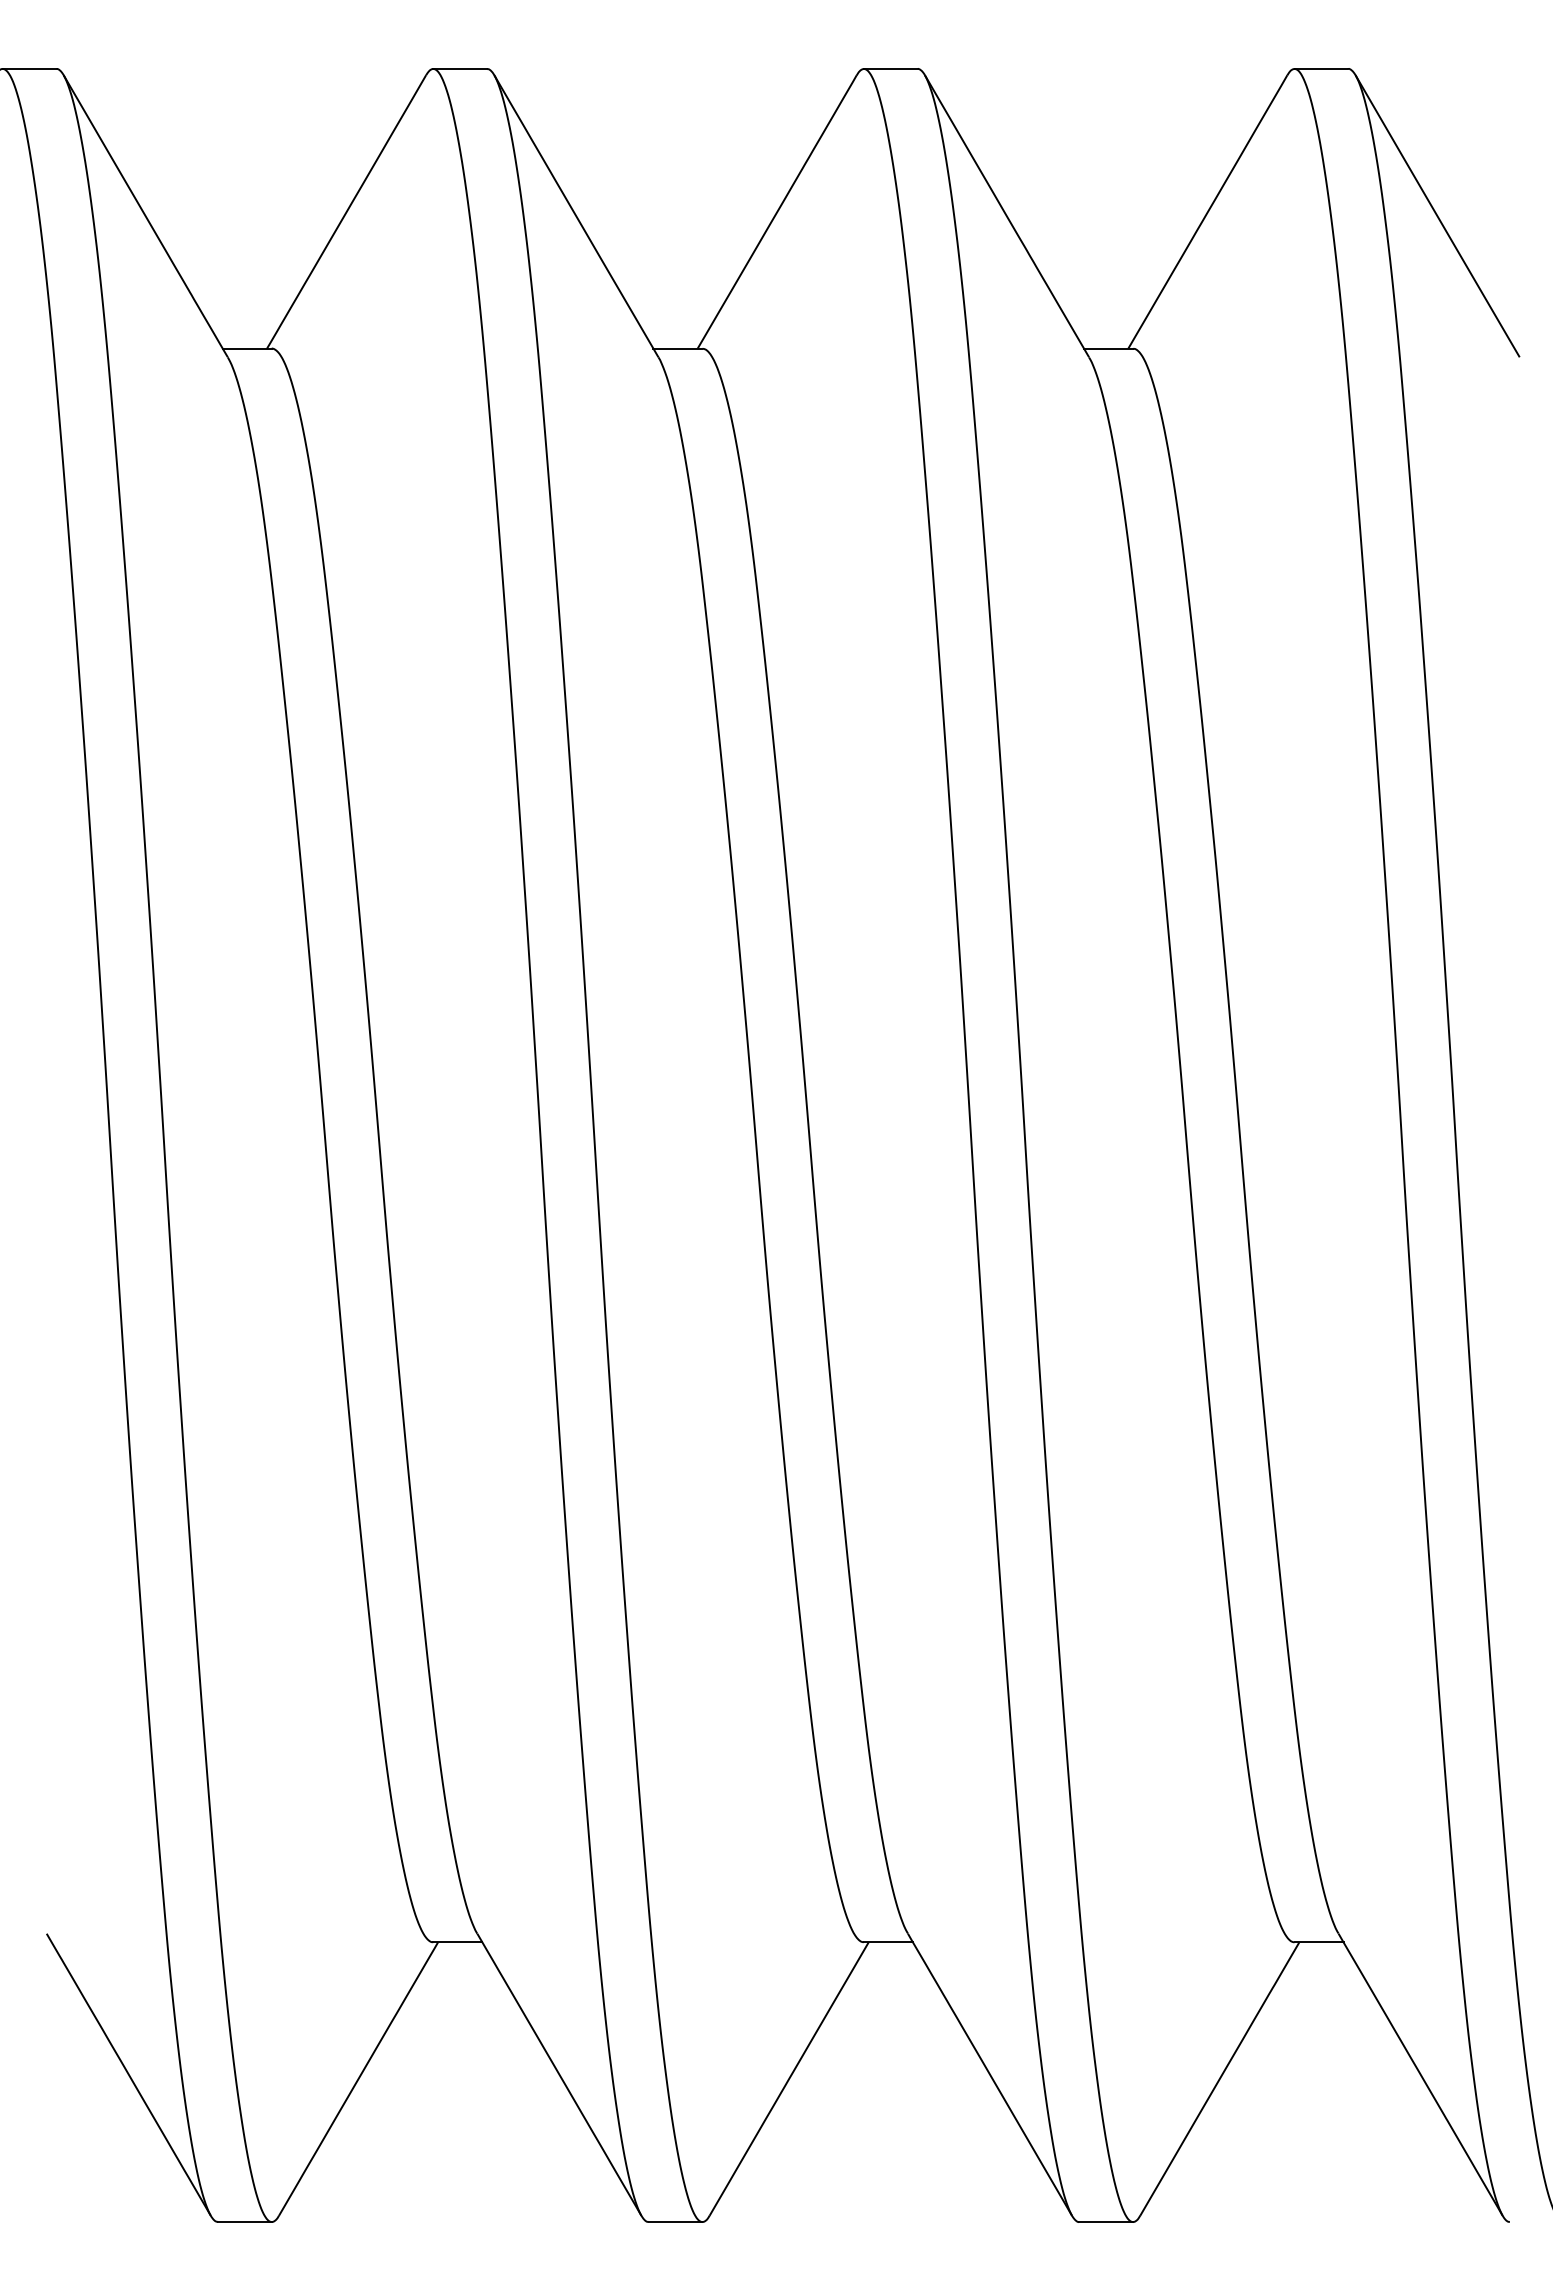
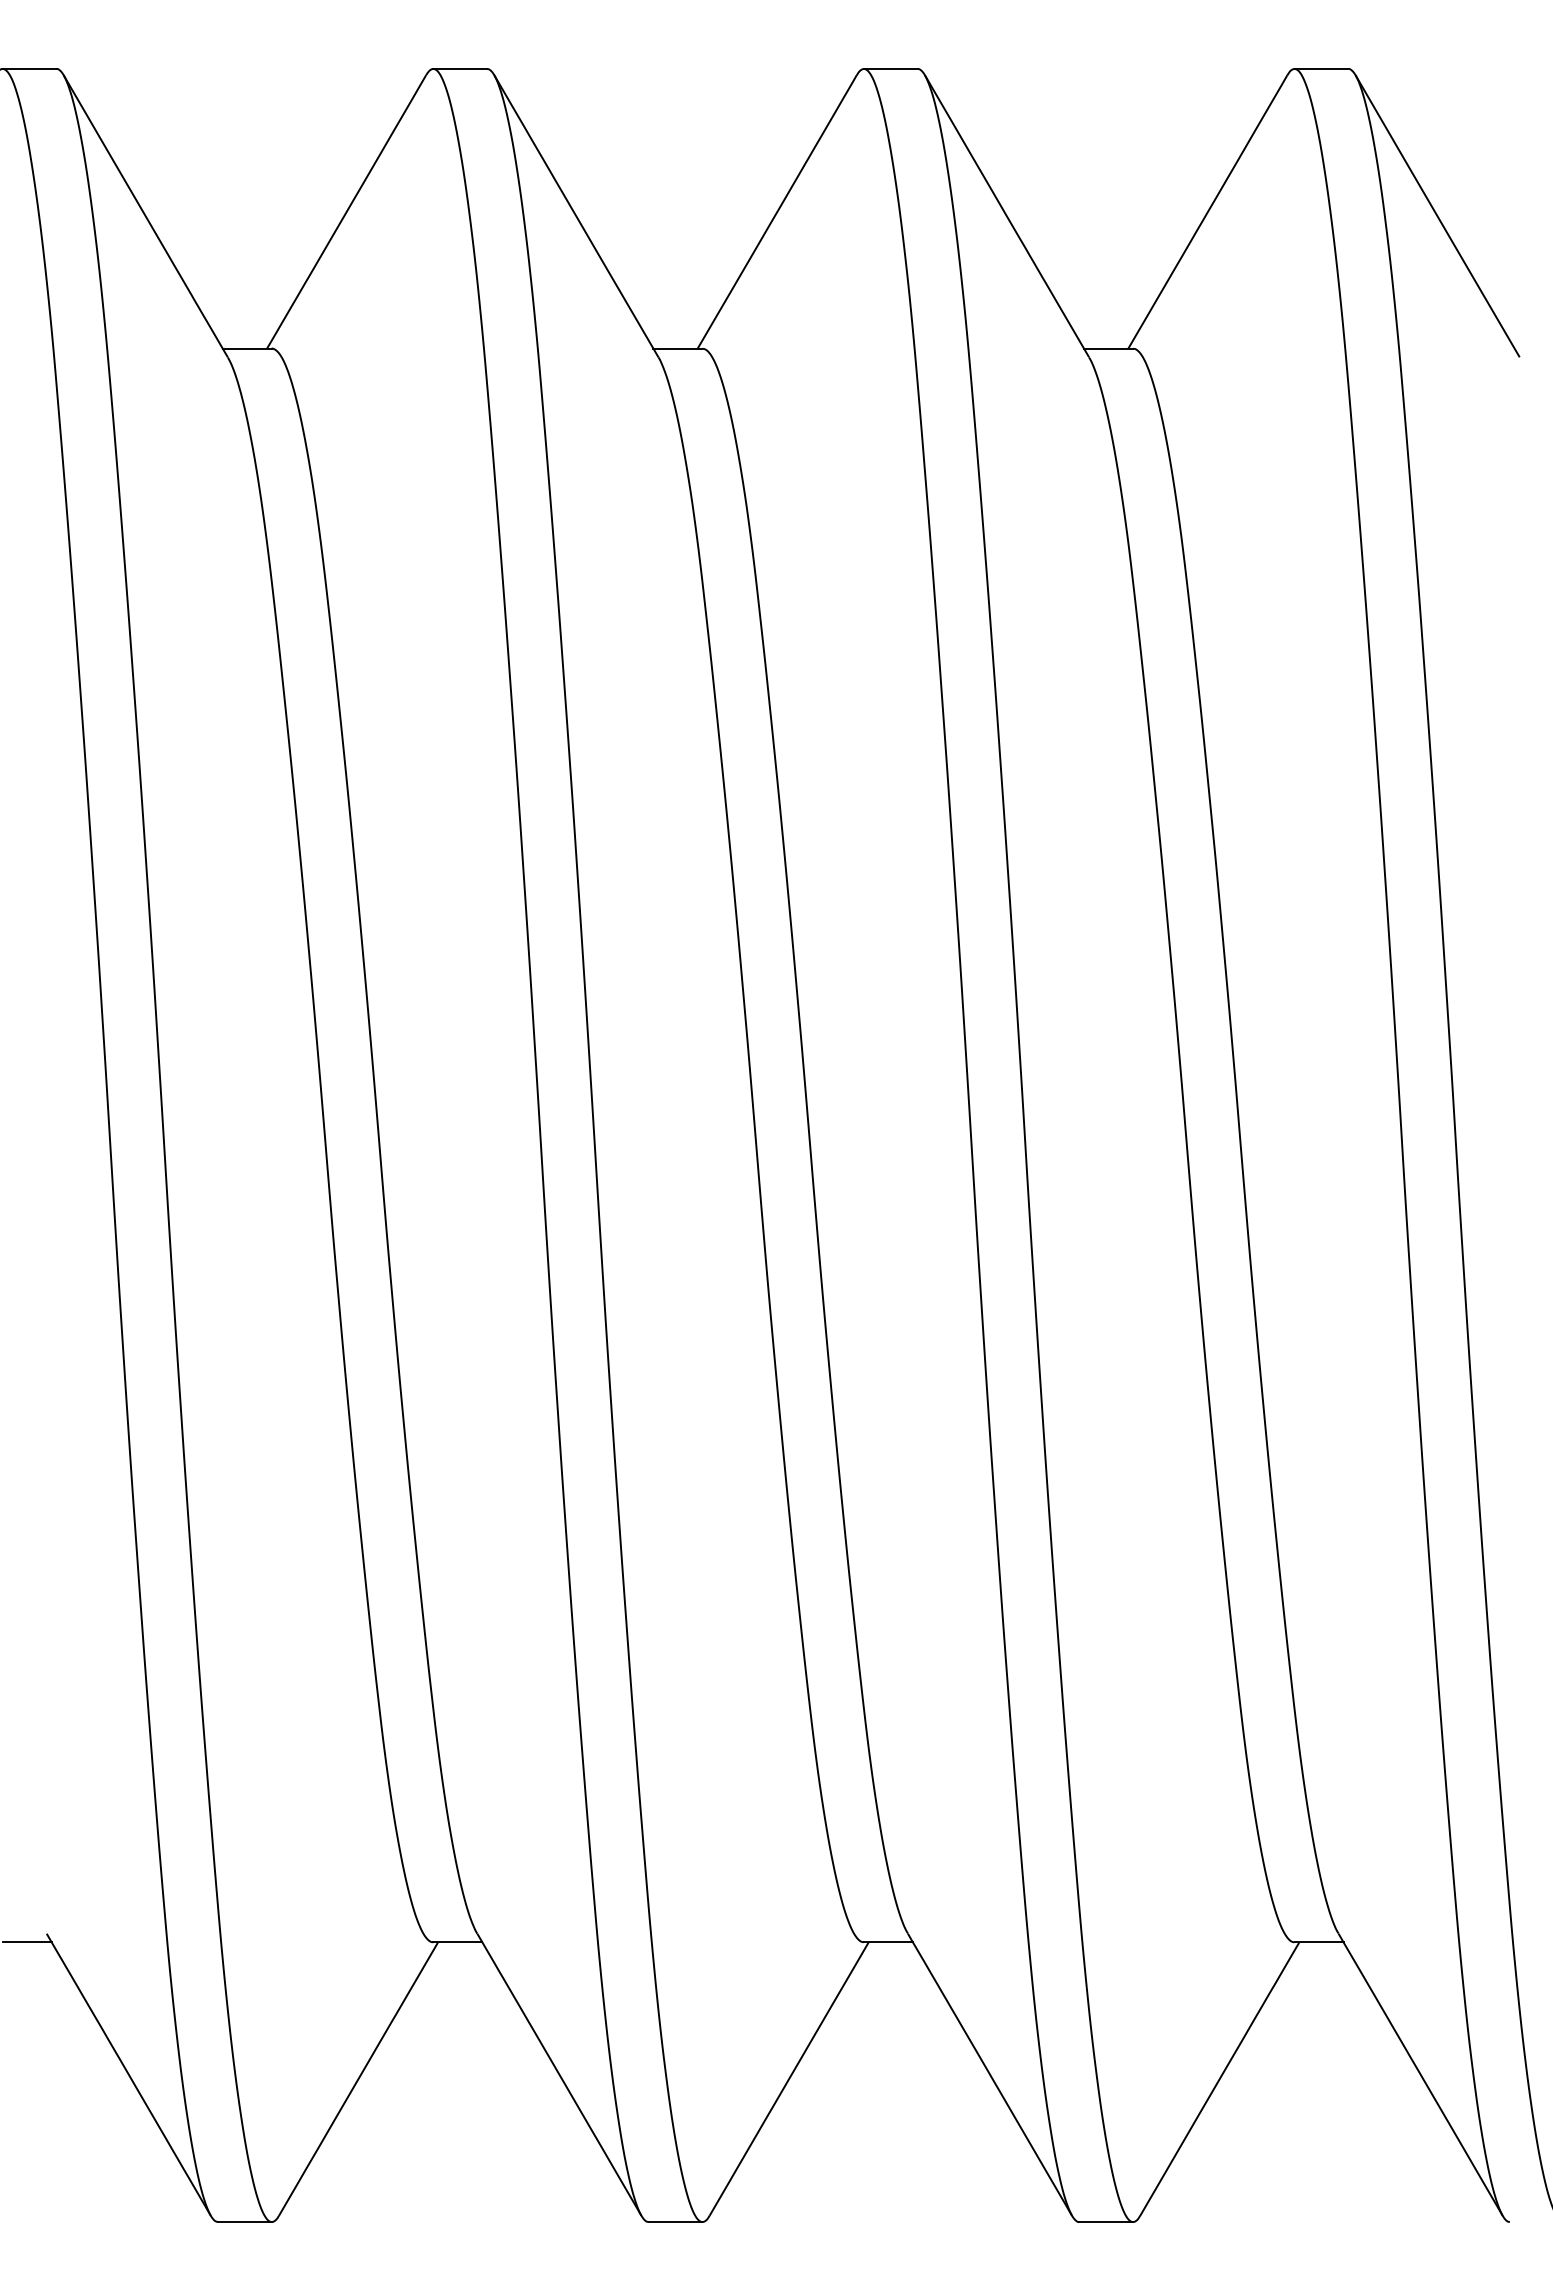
line: none -> present (26, 1942)
